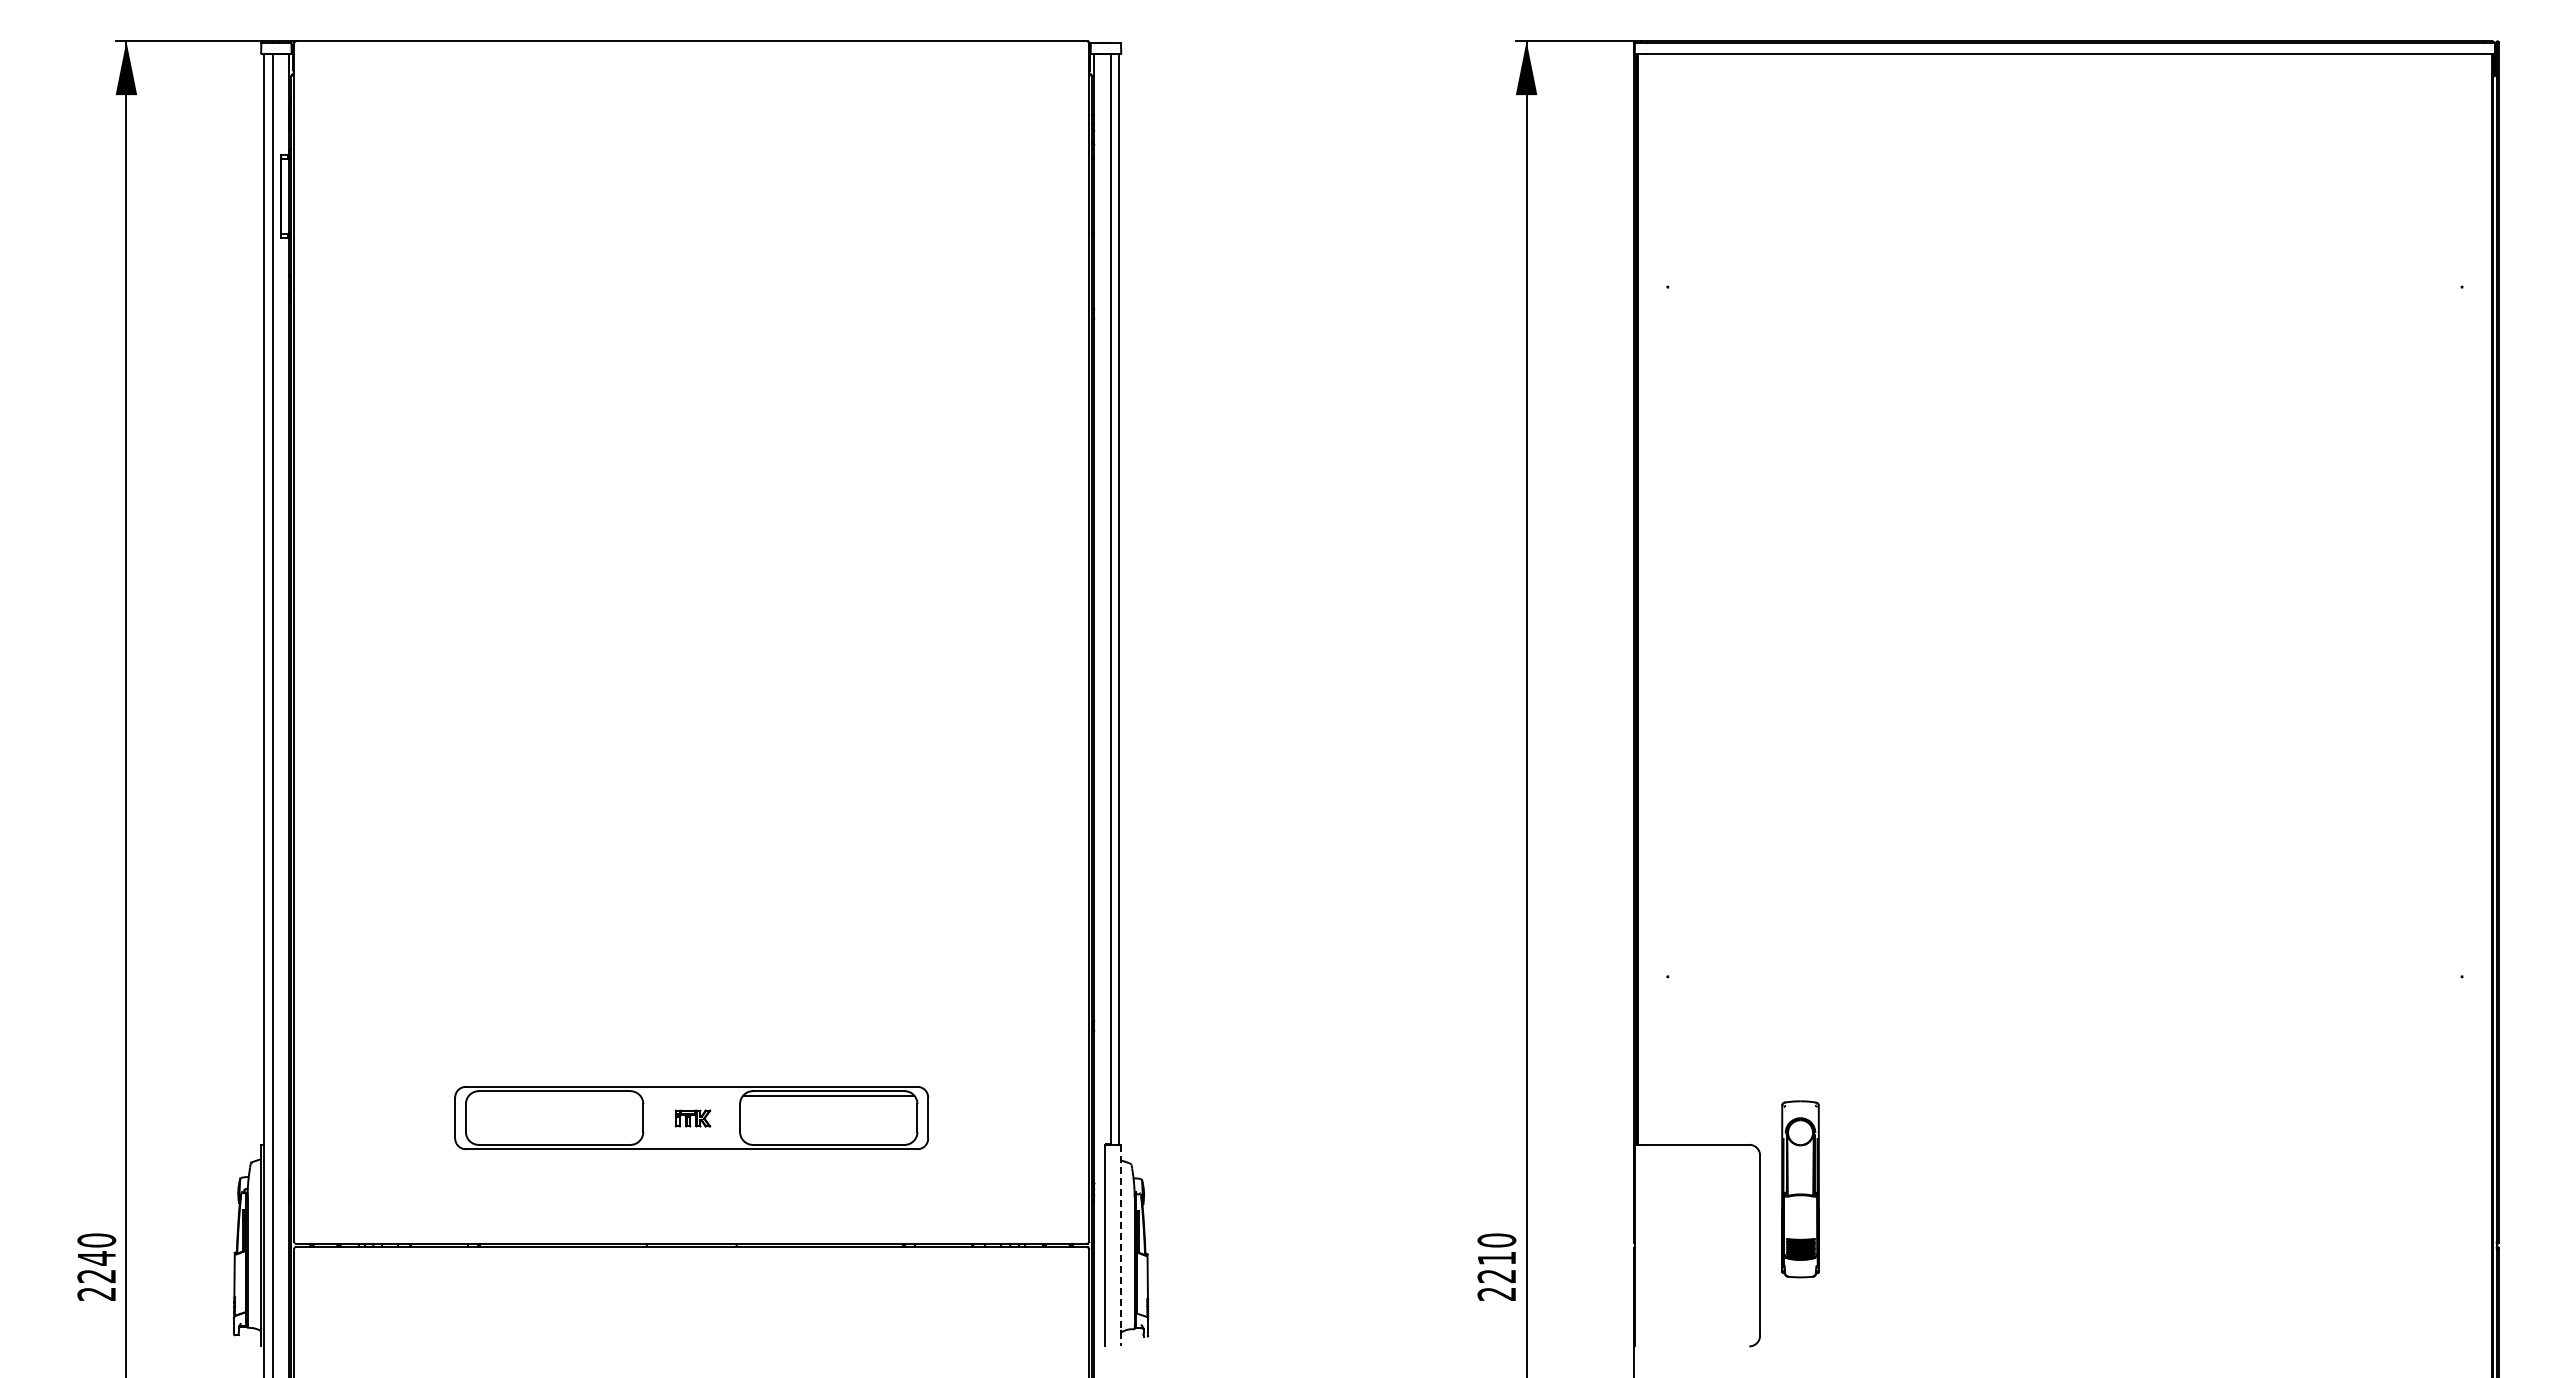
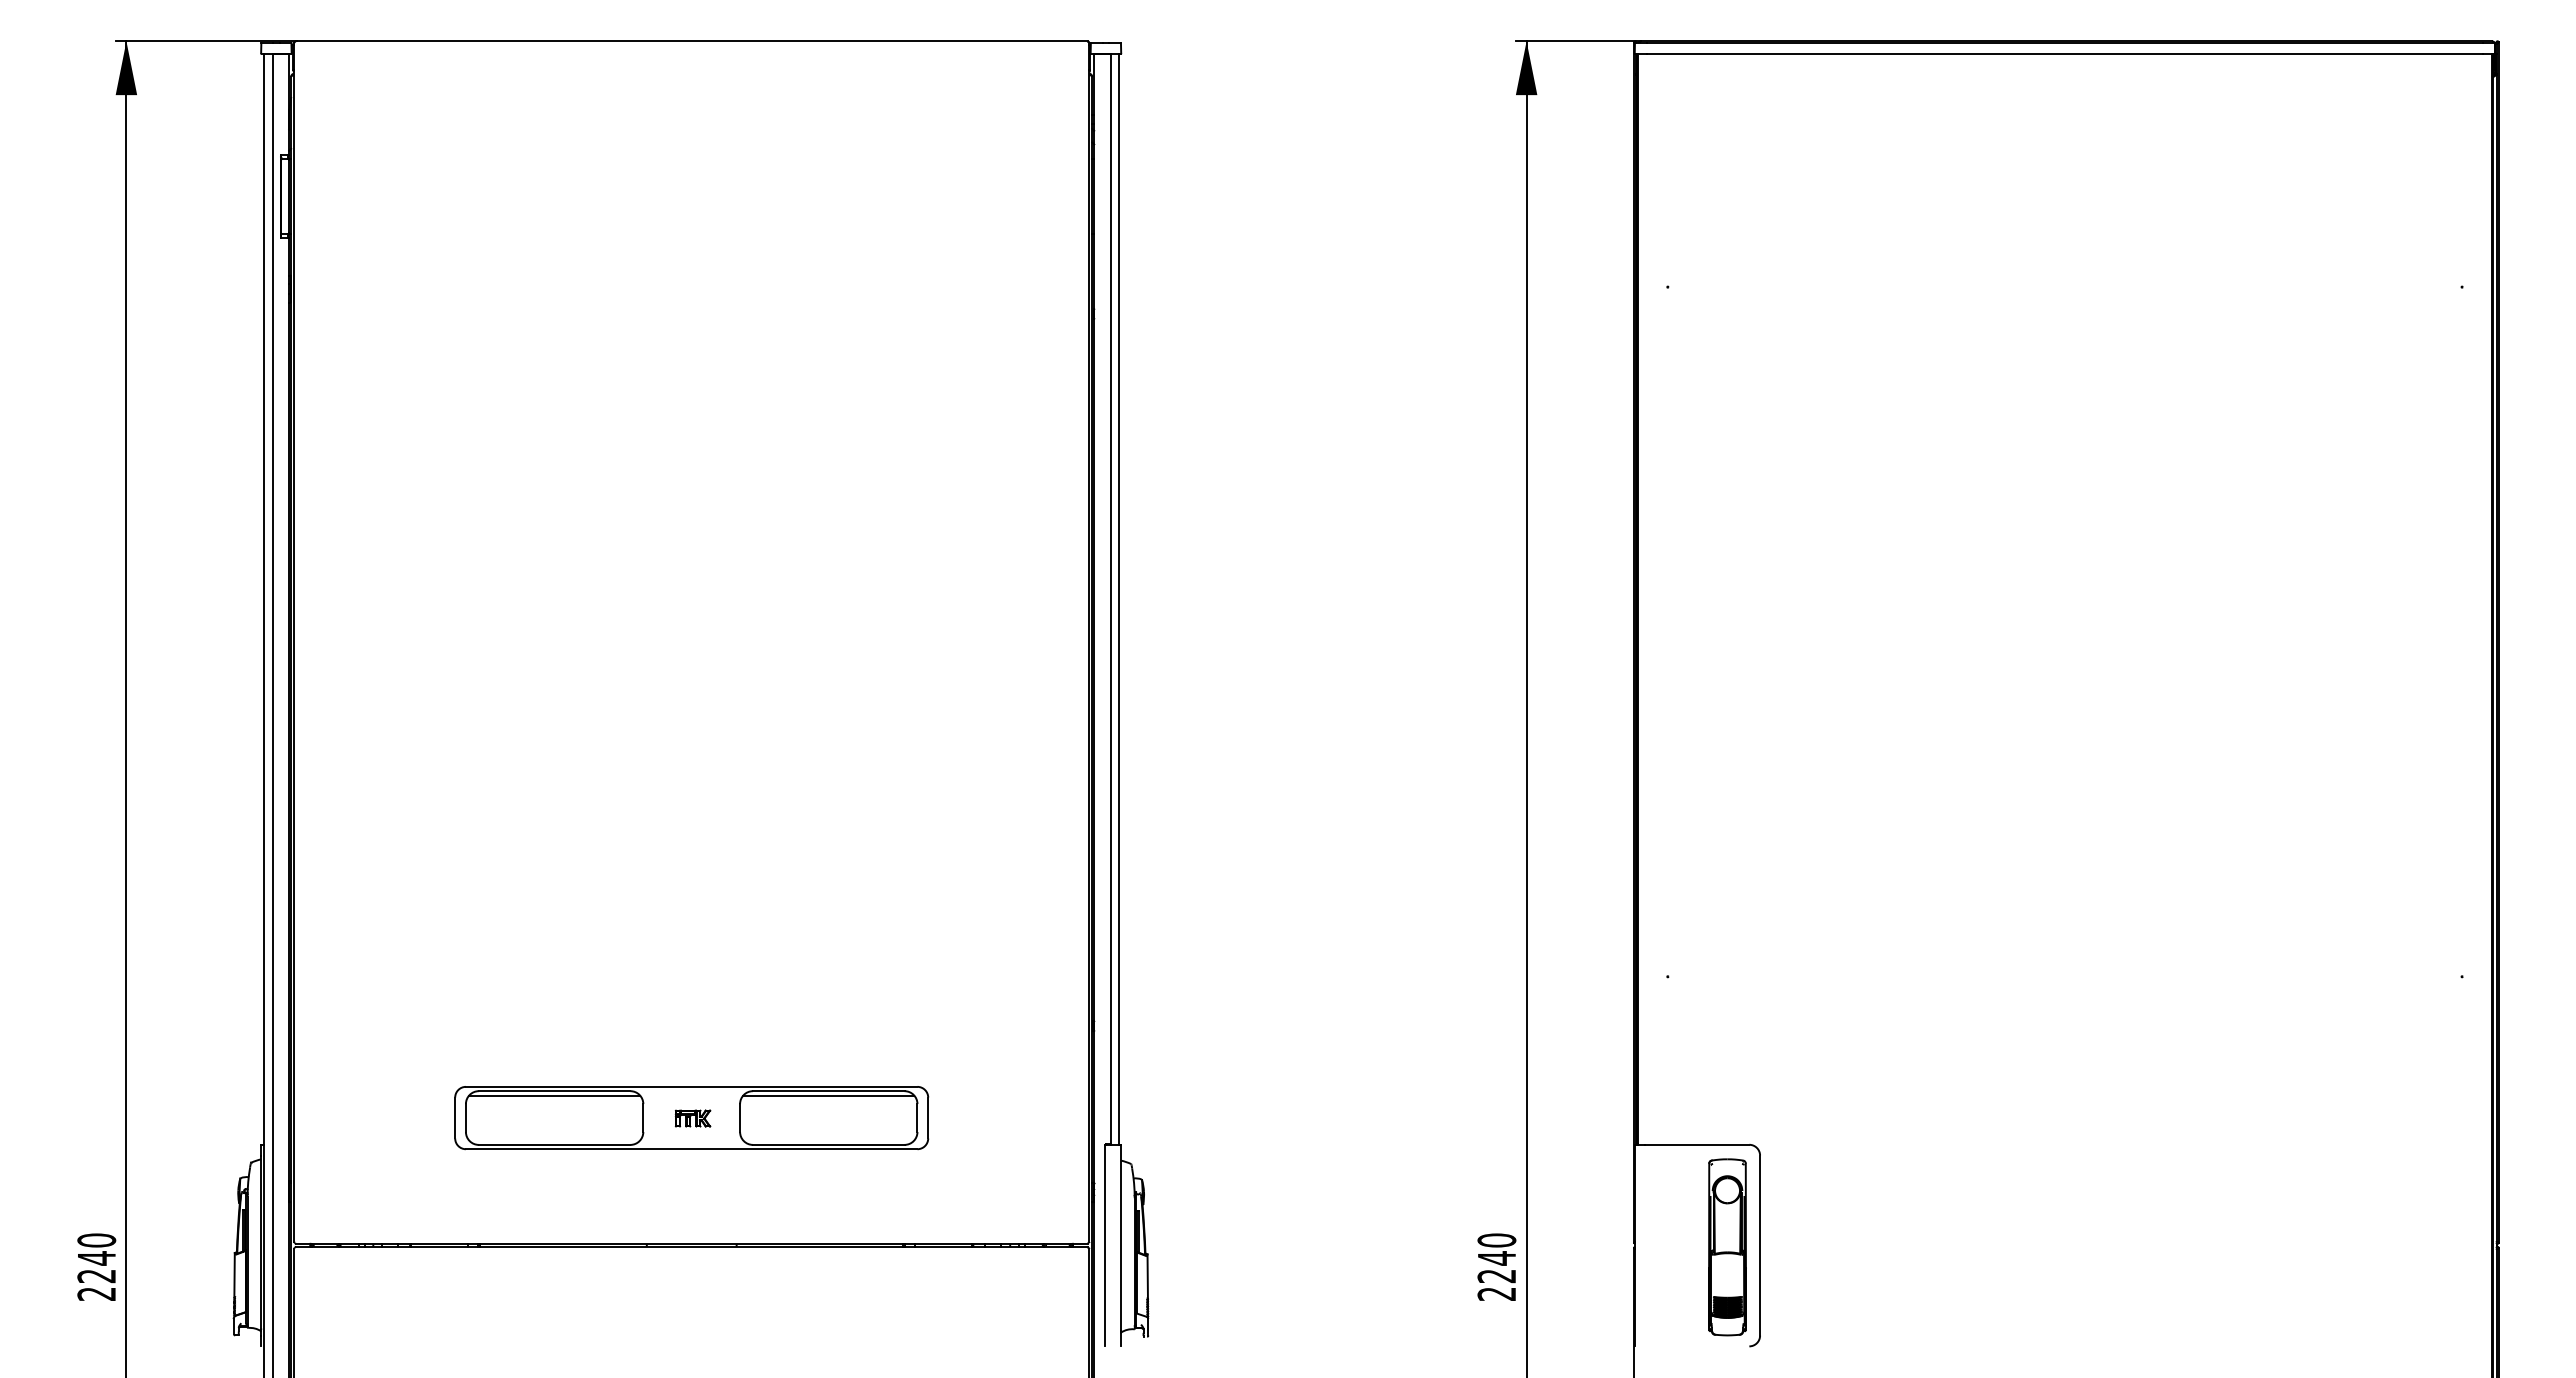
line: none -> present (554, 1095)
part position: (1800, 1189) -> (1727, 1247) (1727, 1247)
line: dashed -> solid (1120, 1245)
text: 2210 -> 2240 (1496, 1258)
